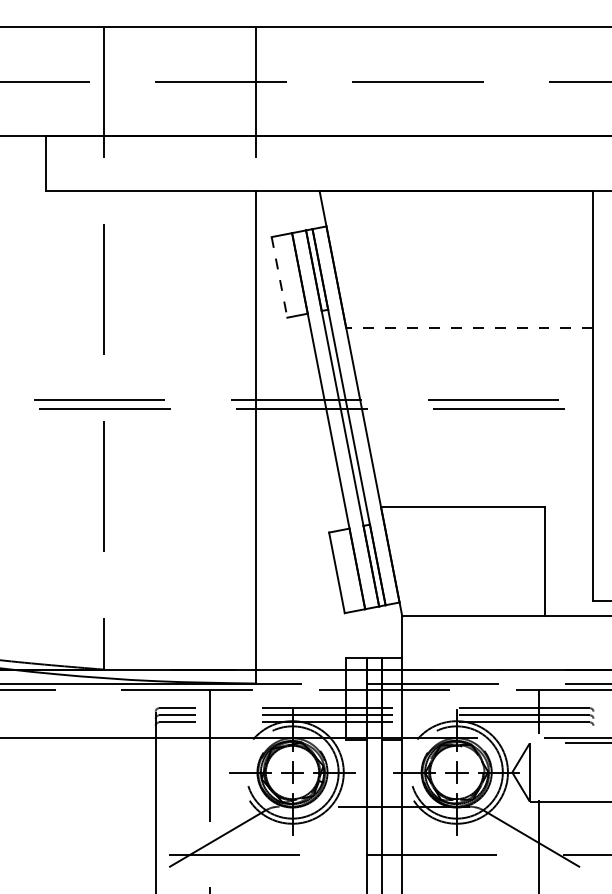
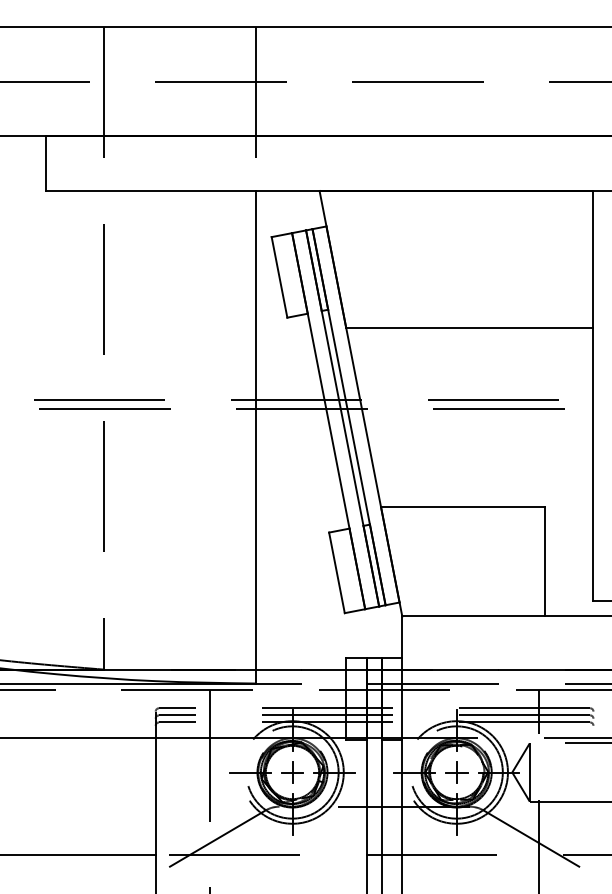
line: dashed -> solid (279, 277)
line: dashed -> solid (469, 327)
line: none -> present (78, 854)
